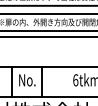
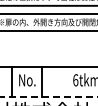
line: present -> none (48, 36)
line: solid -> dashed (49, 96)
